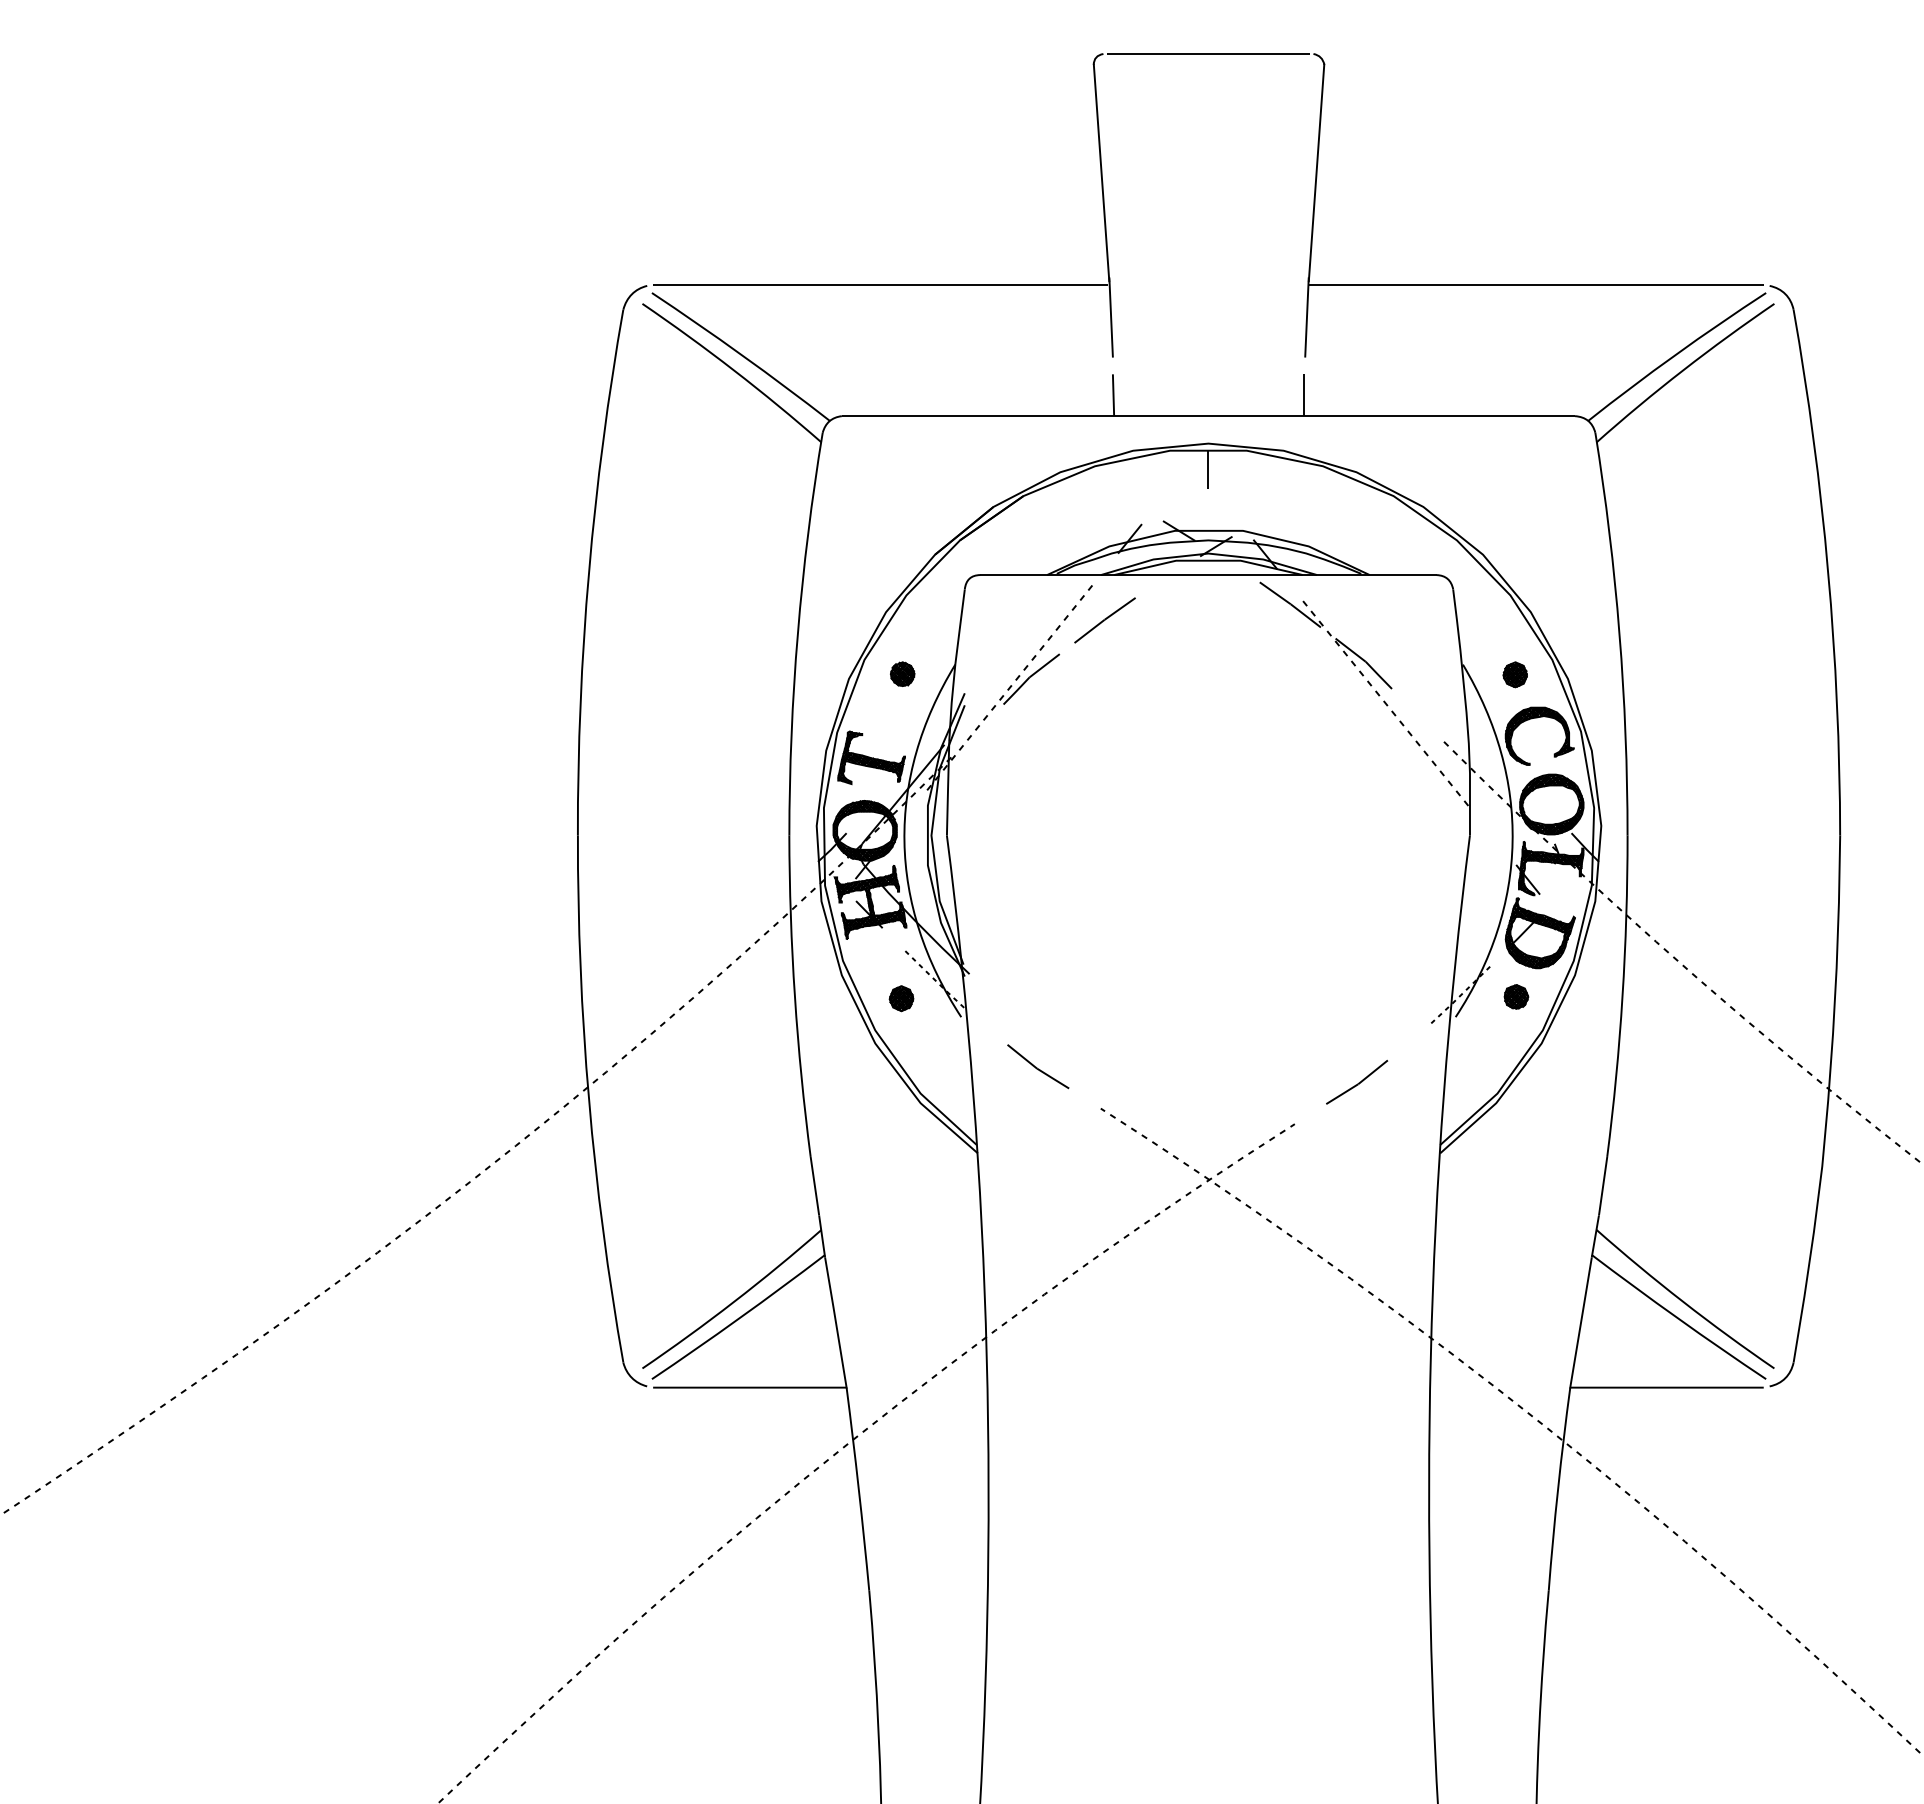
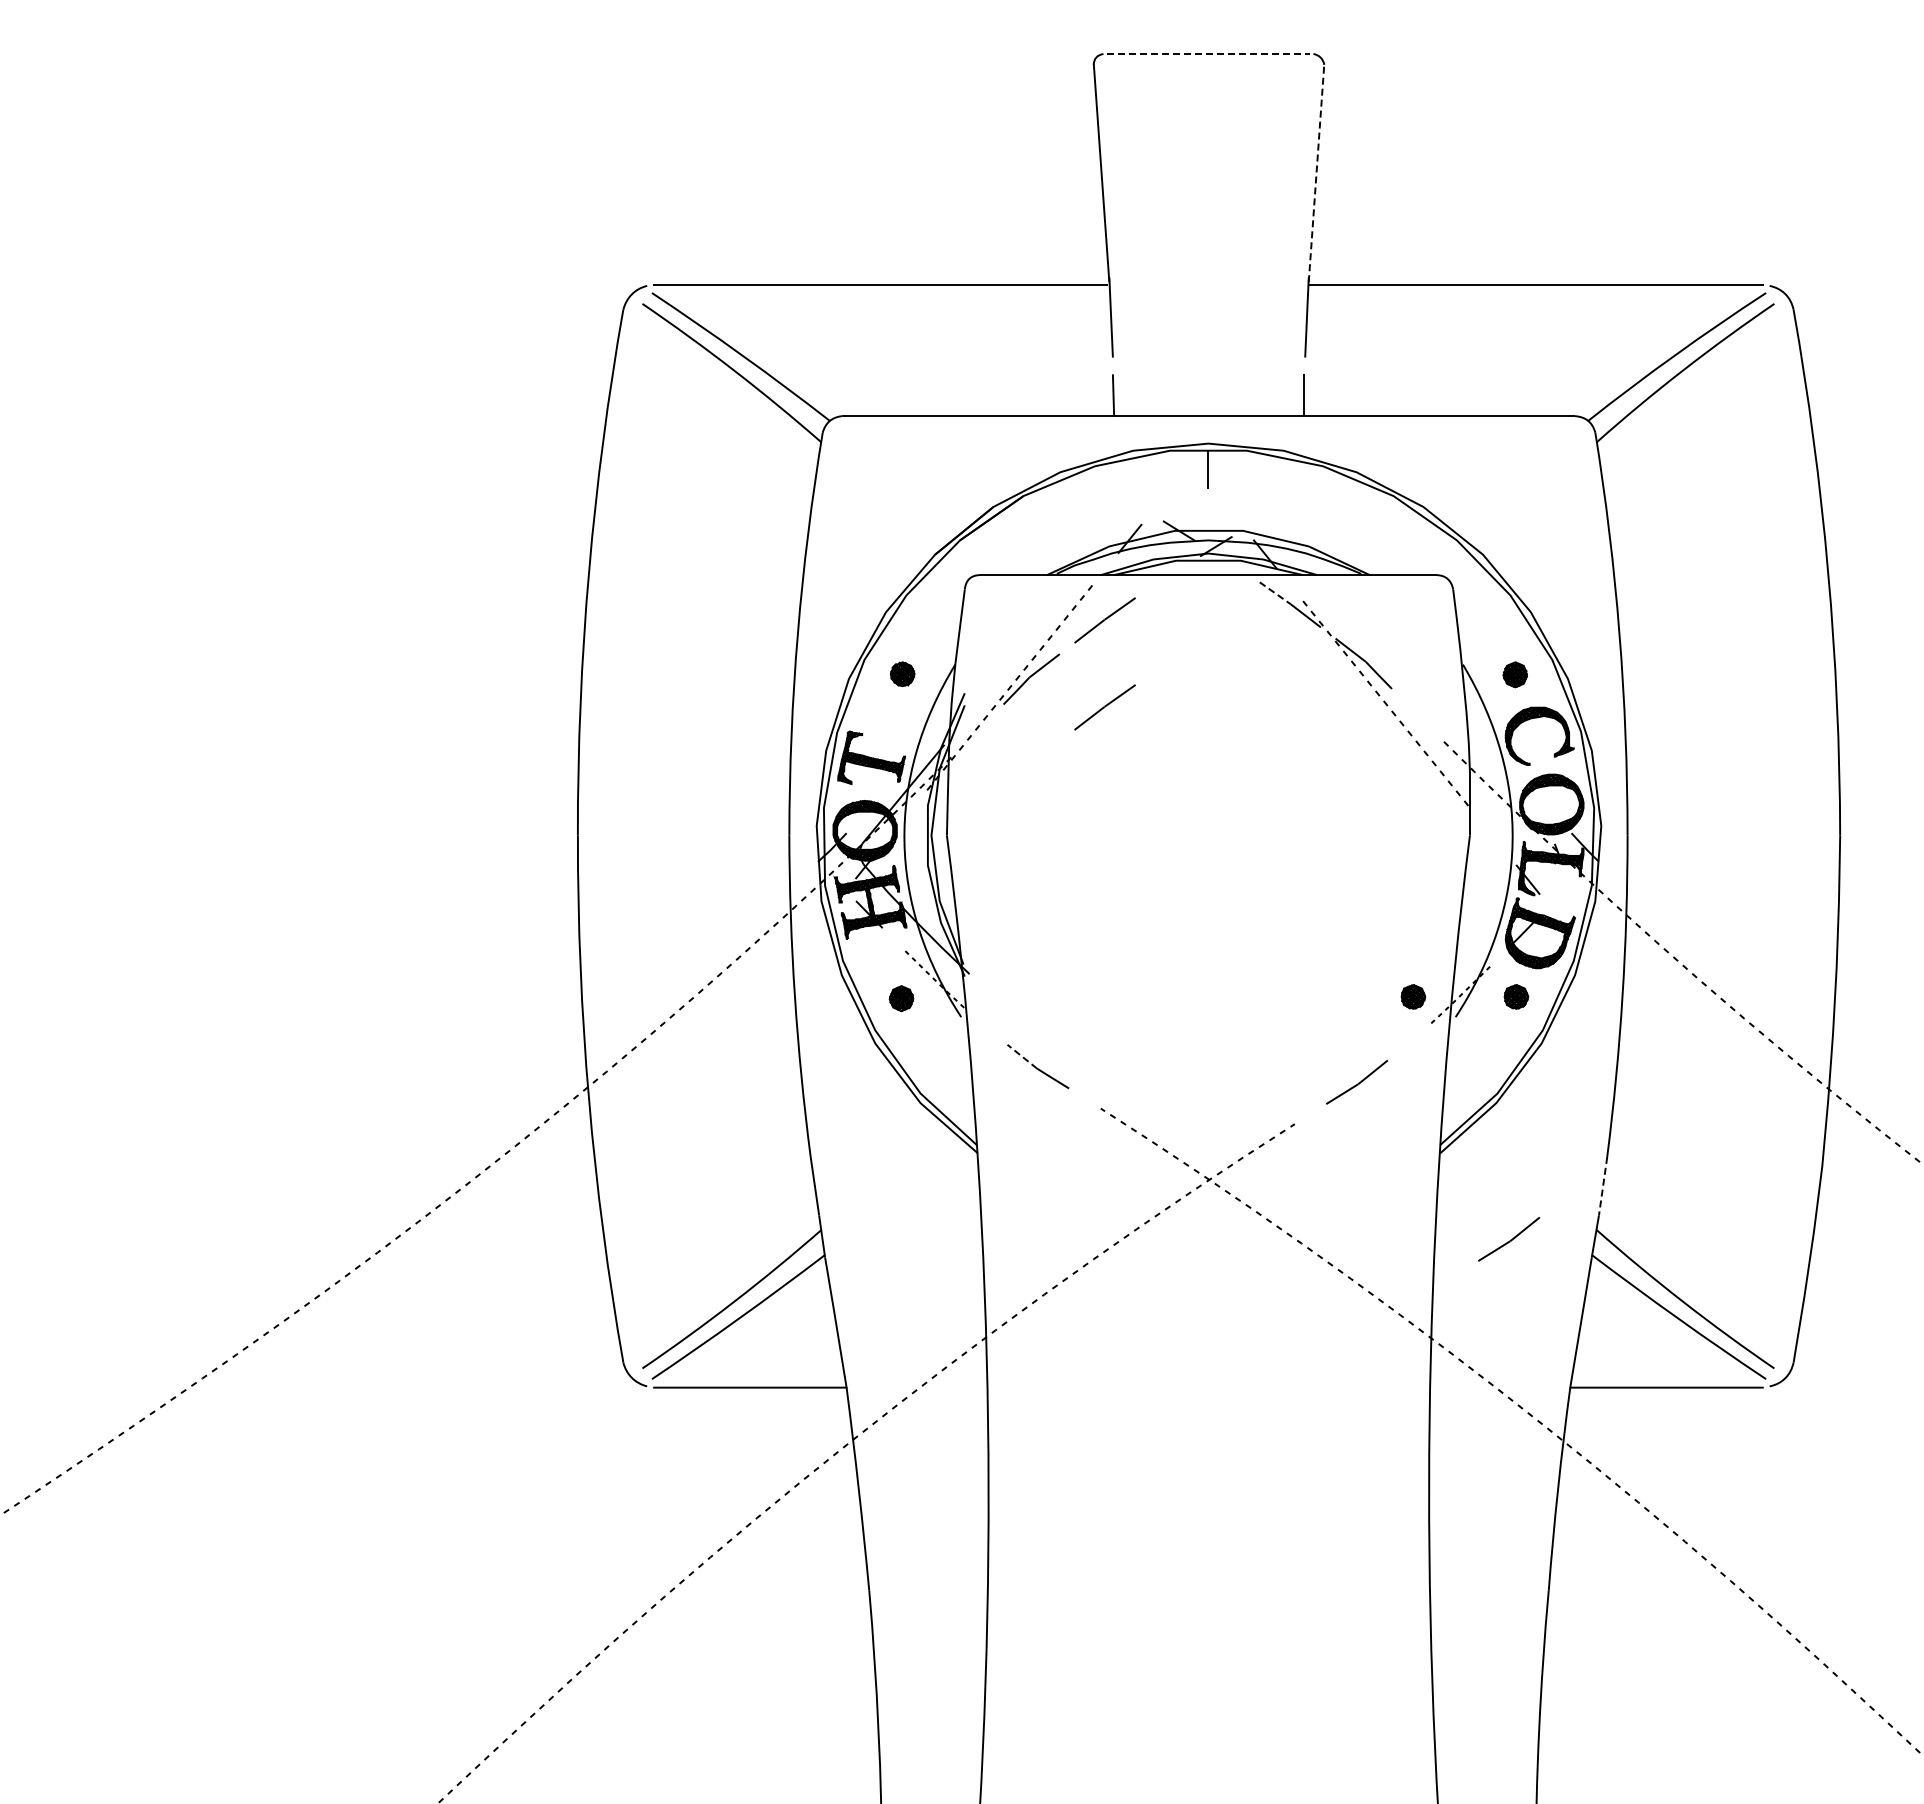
line: solid -> dashed (1208, 54)
line: solid -> dashed (1316, 172)
line: solid -> dashed (1275, 593)
line: none -> present (1104, 707)
part: none -> present (1413, 996)
line: solid -> dashed (1022, 1056)
line: solid -> dashed (1603, 1186)
part: none -> present (1509, 1239)
